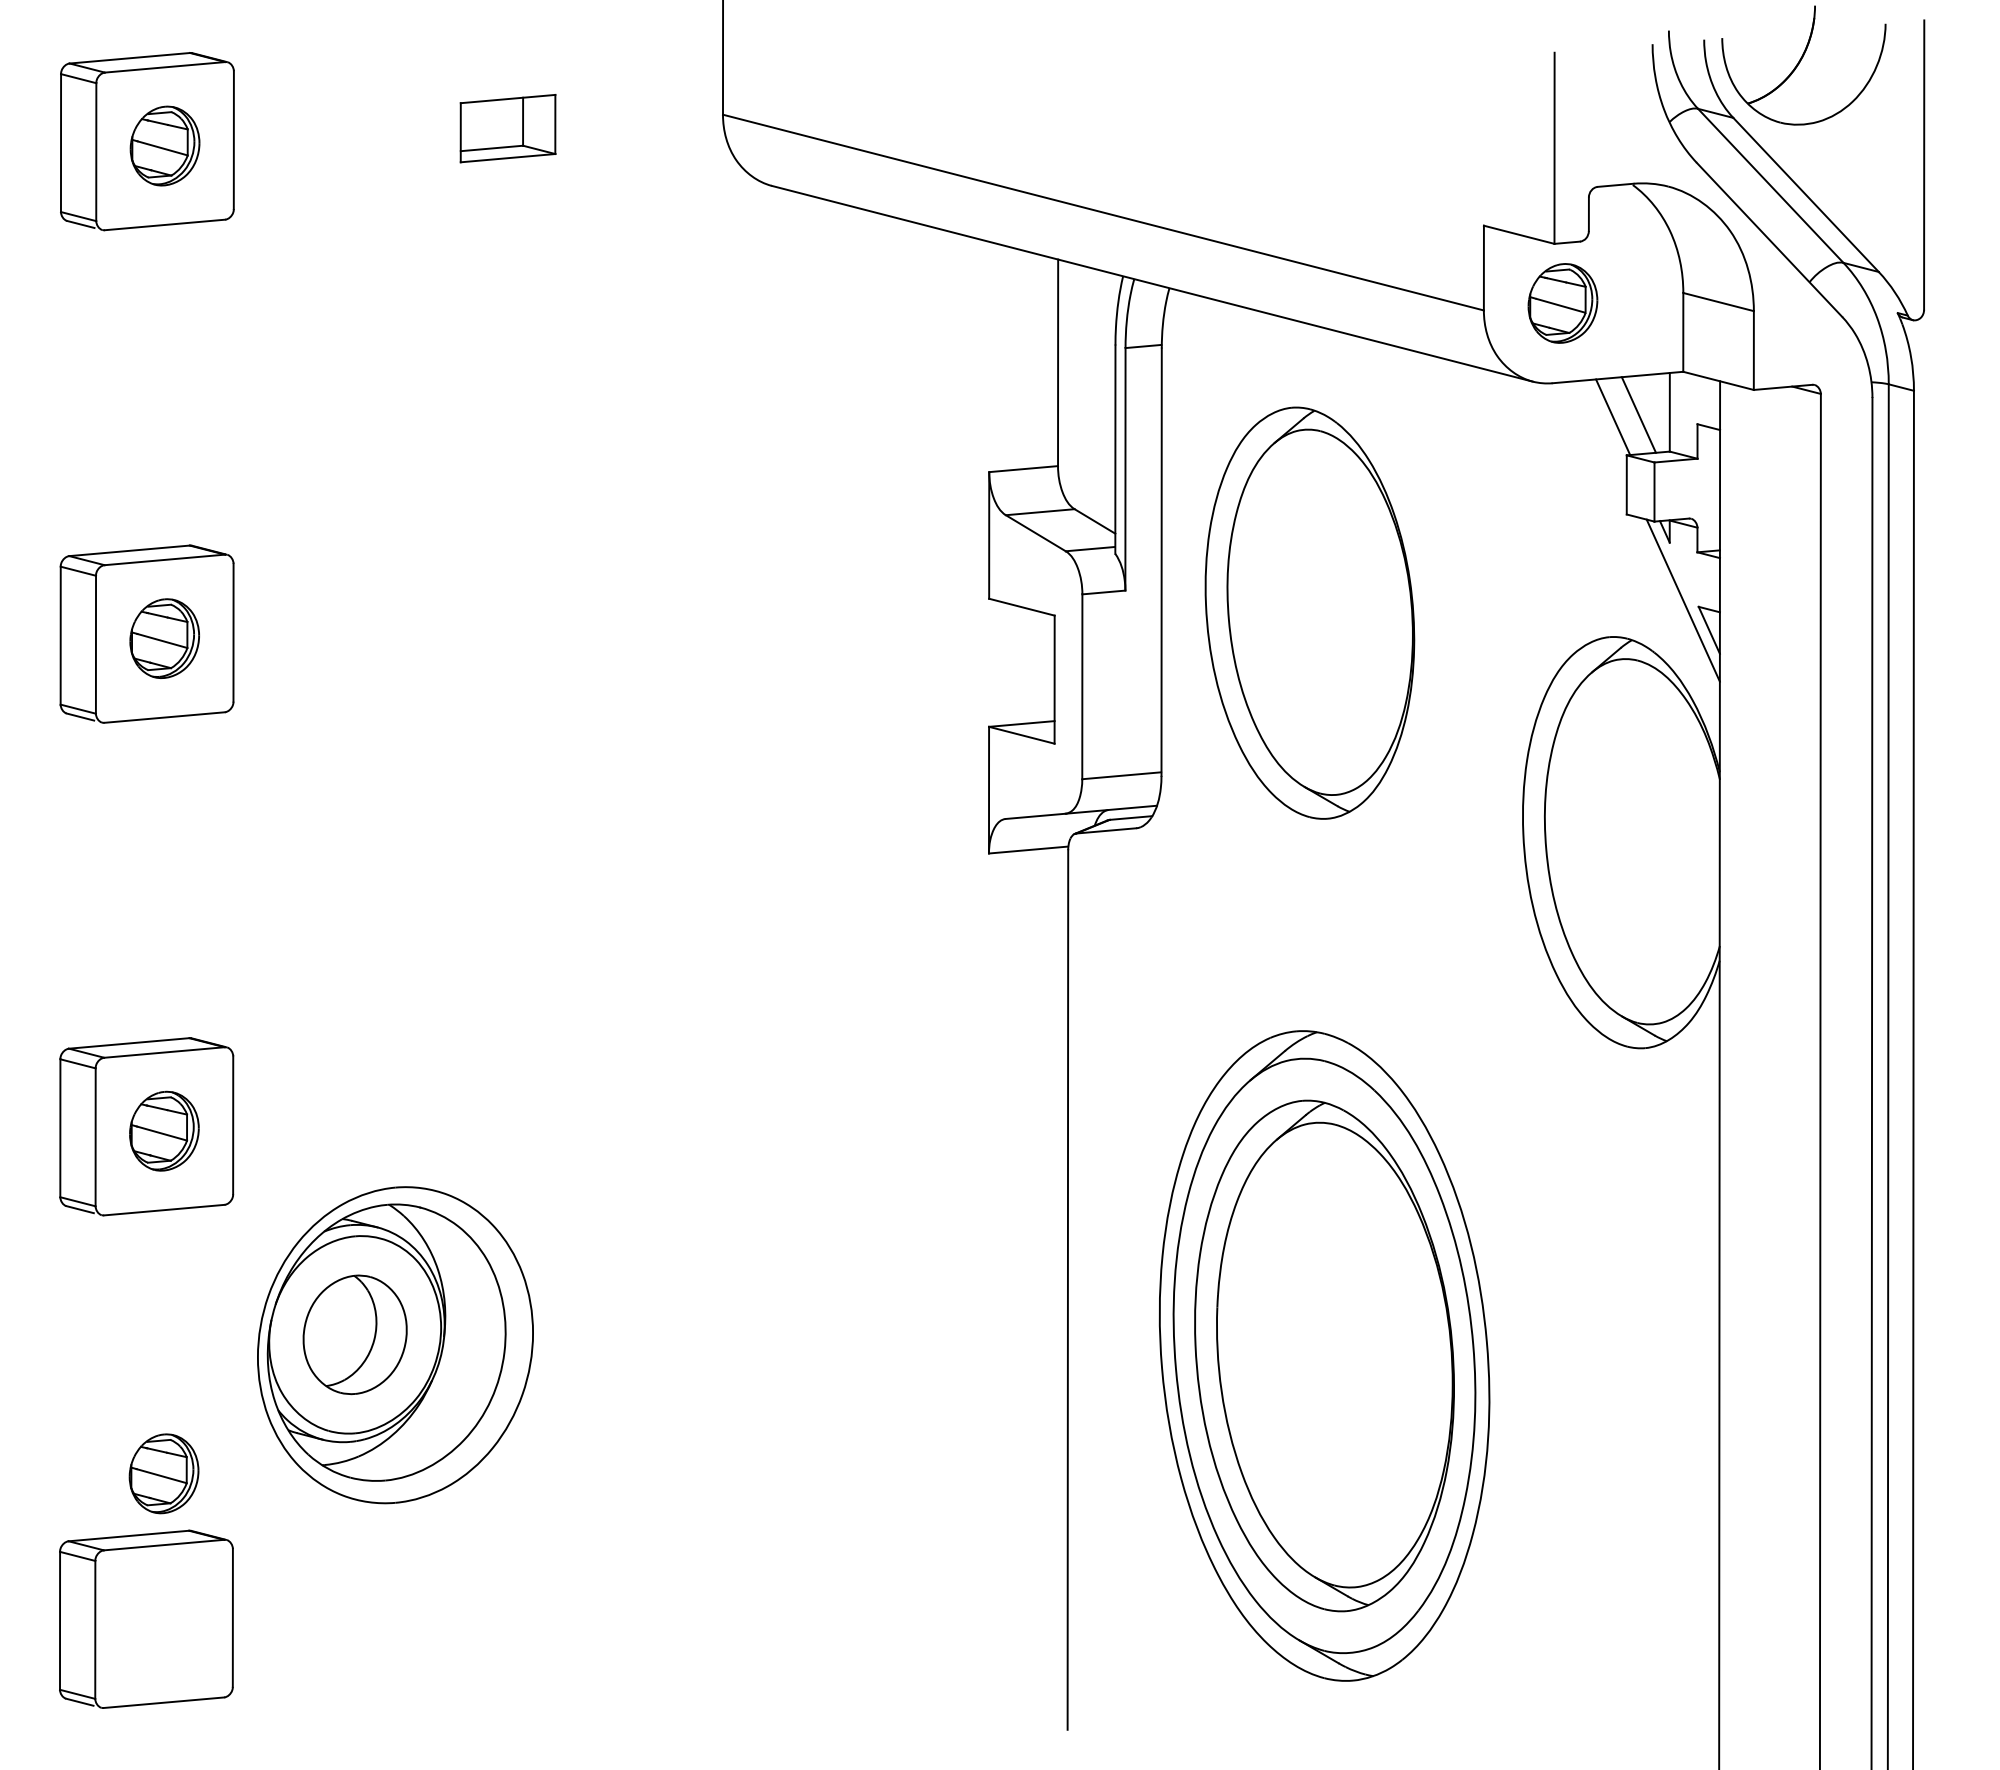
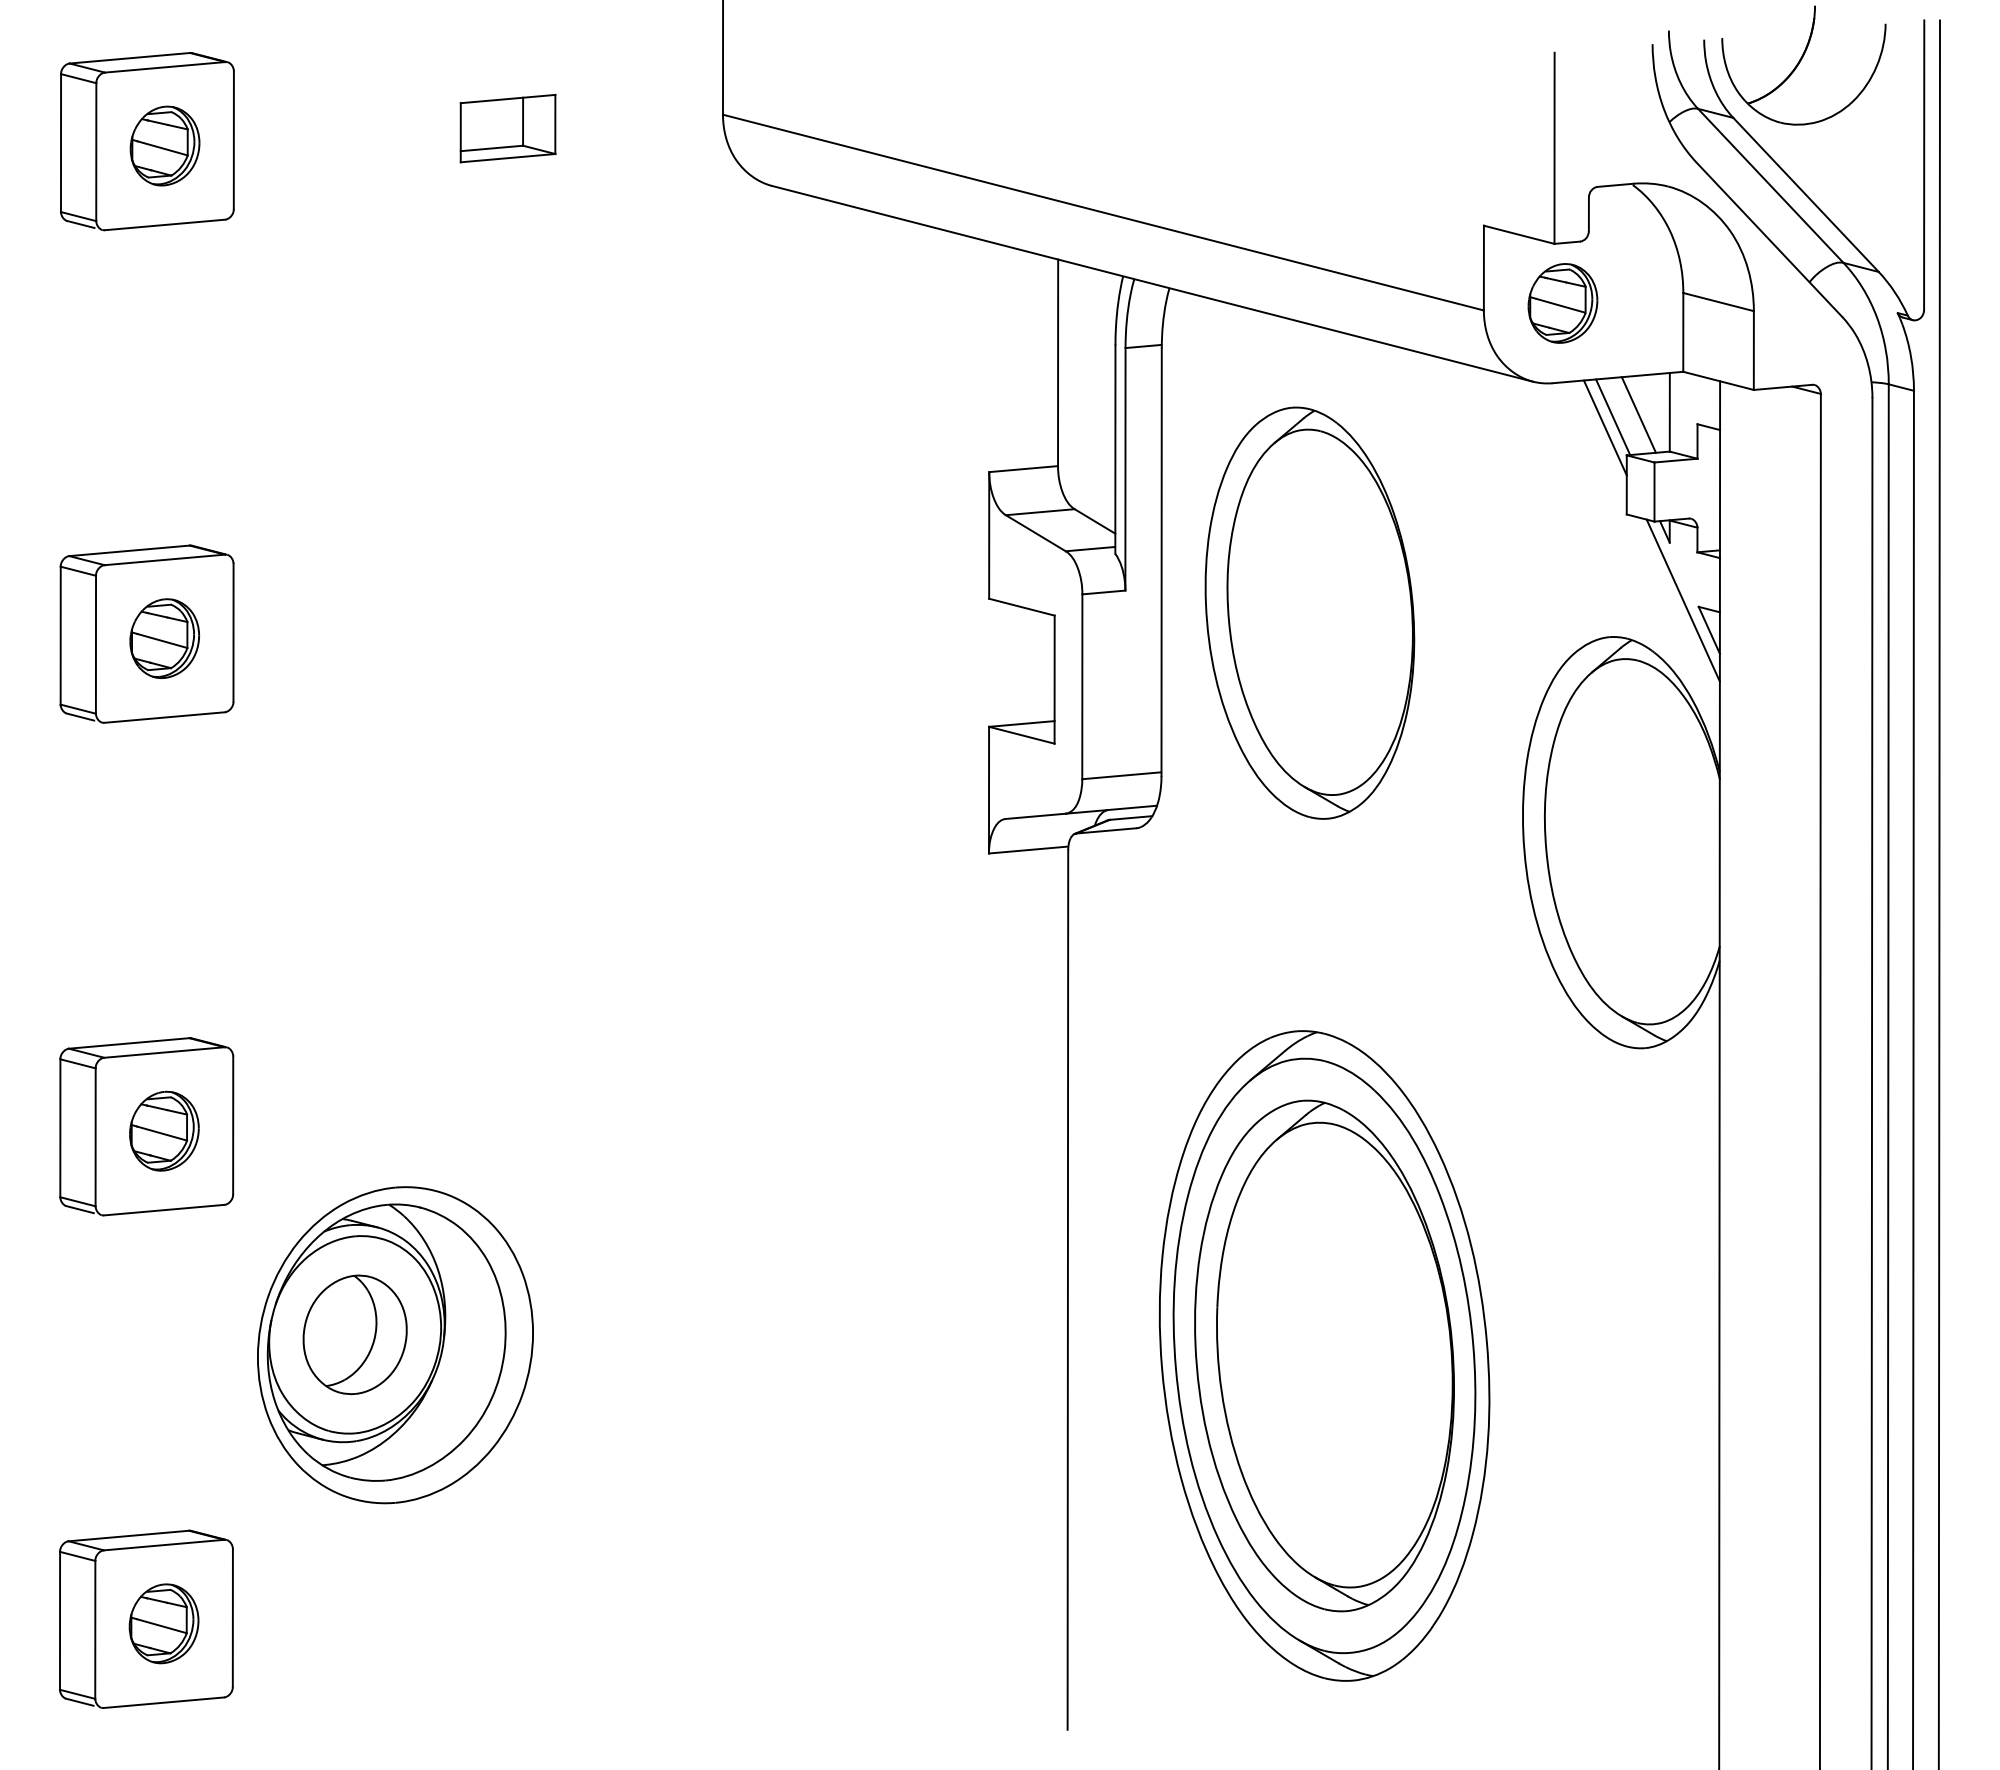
line: none -> present (1604, 427)
line: none -> present (1939, 893)
part position: (163, 1473) -> (163, 1623) (163, 1623)
